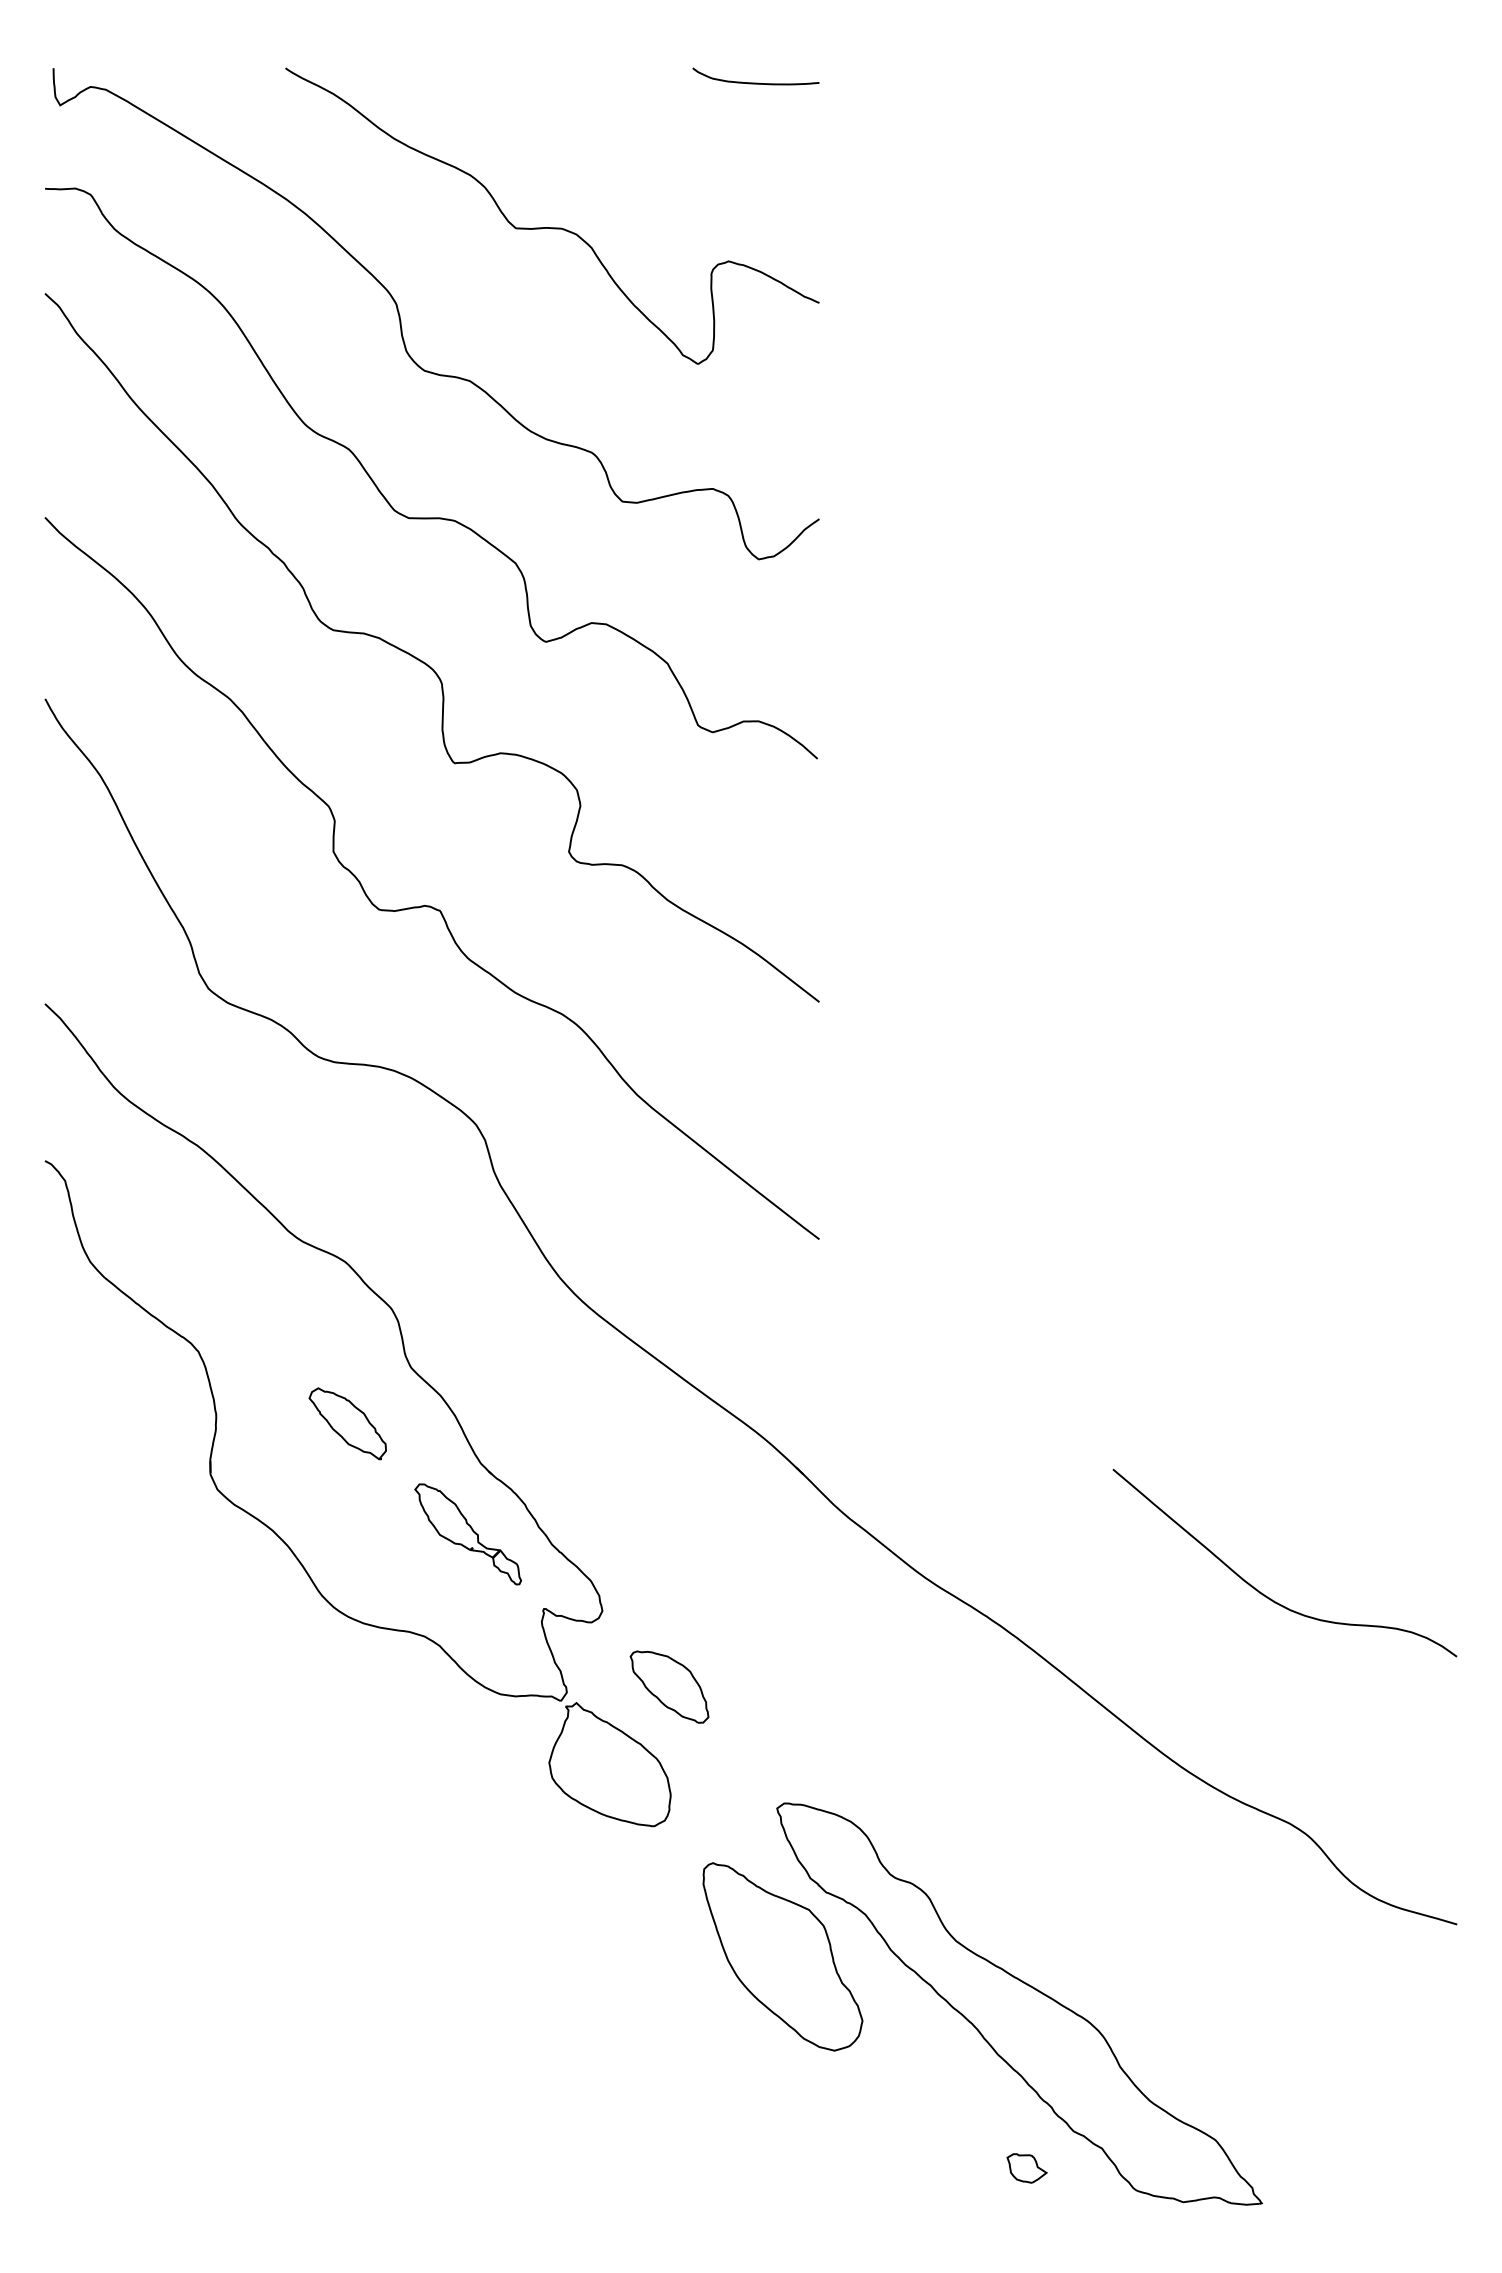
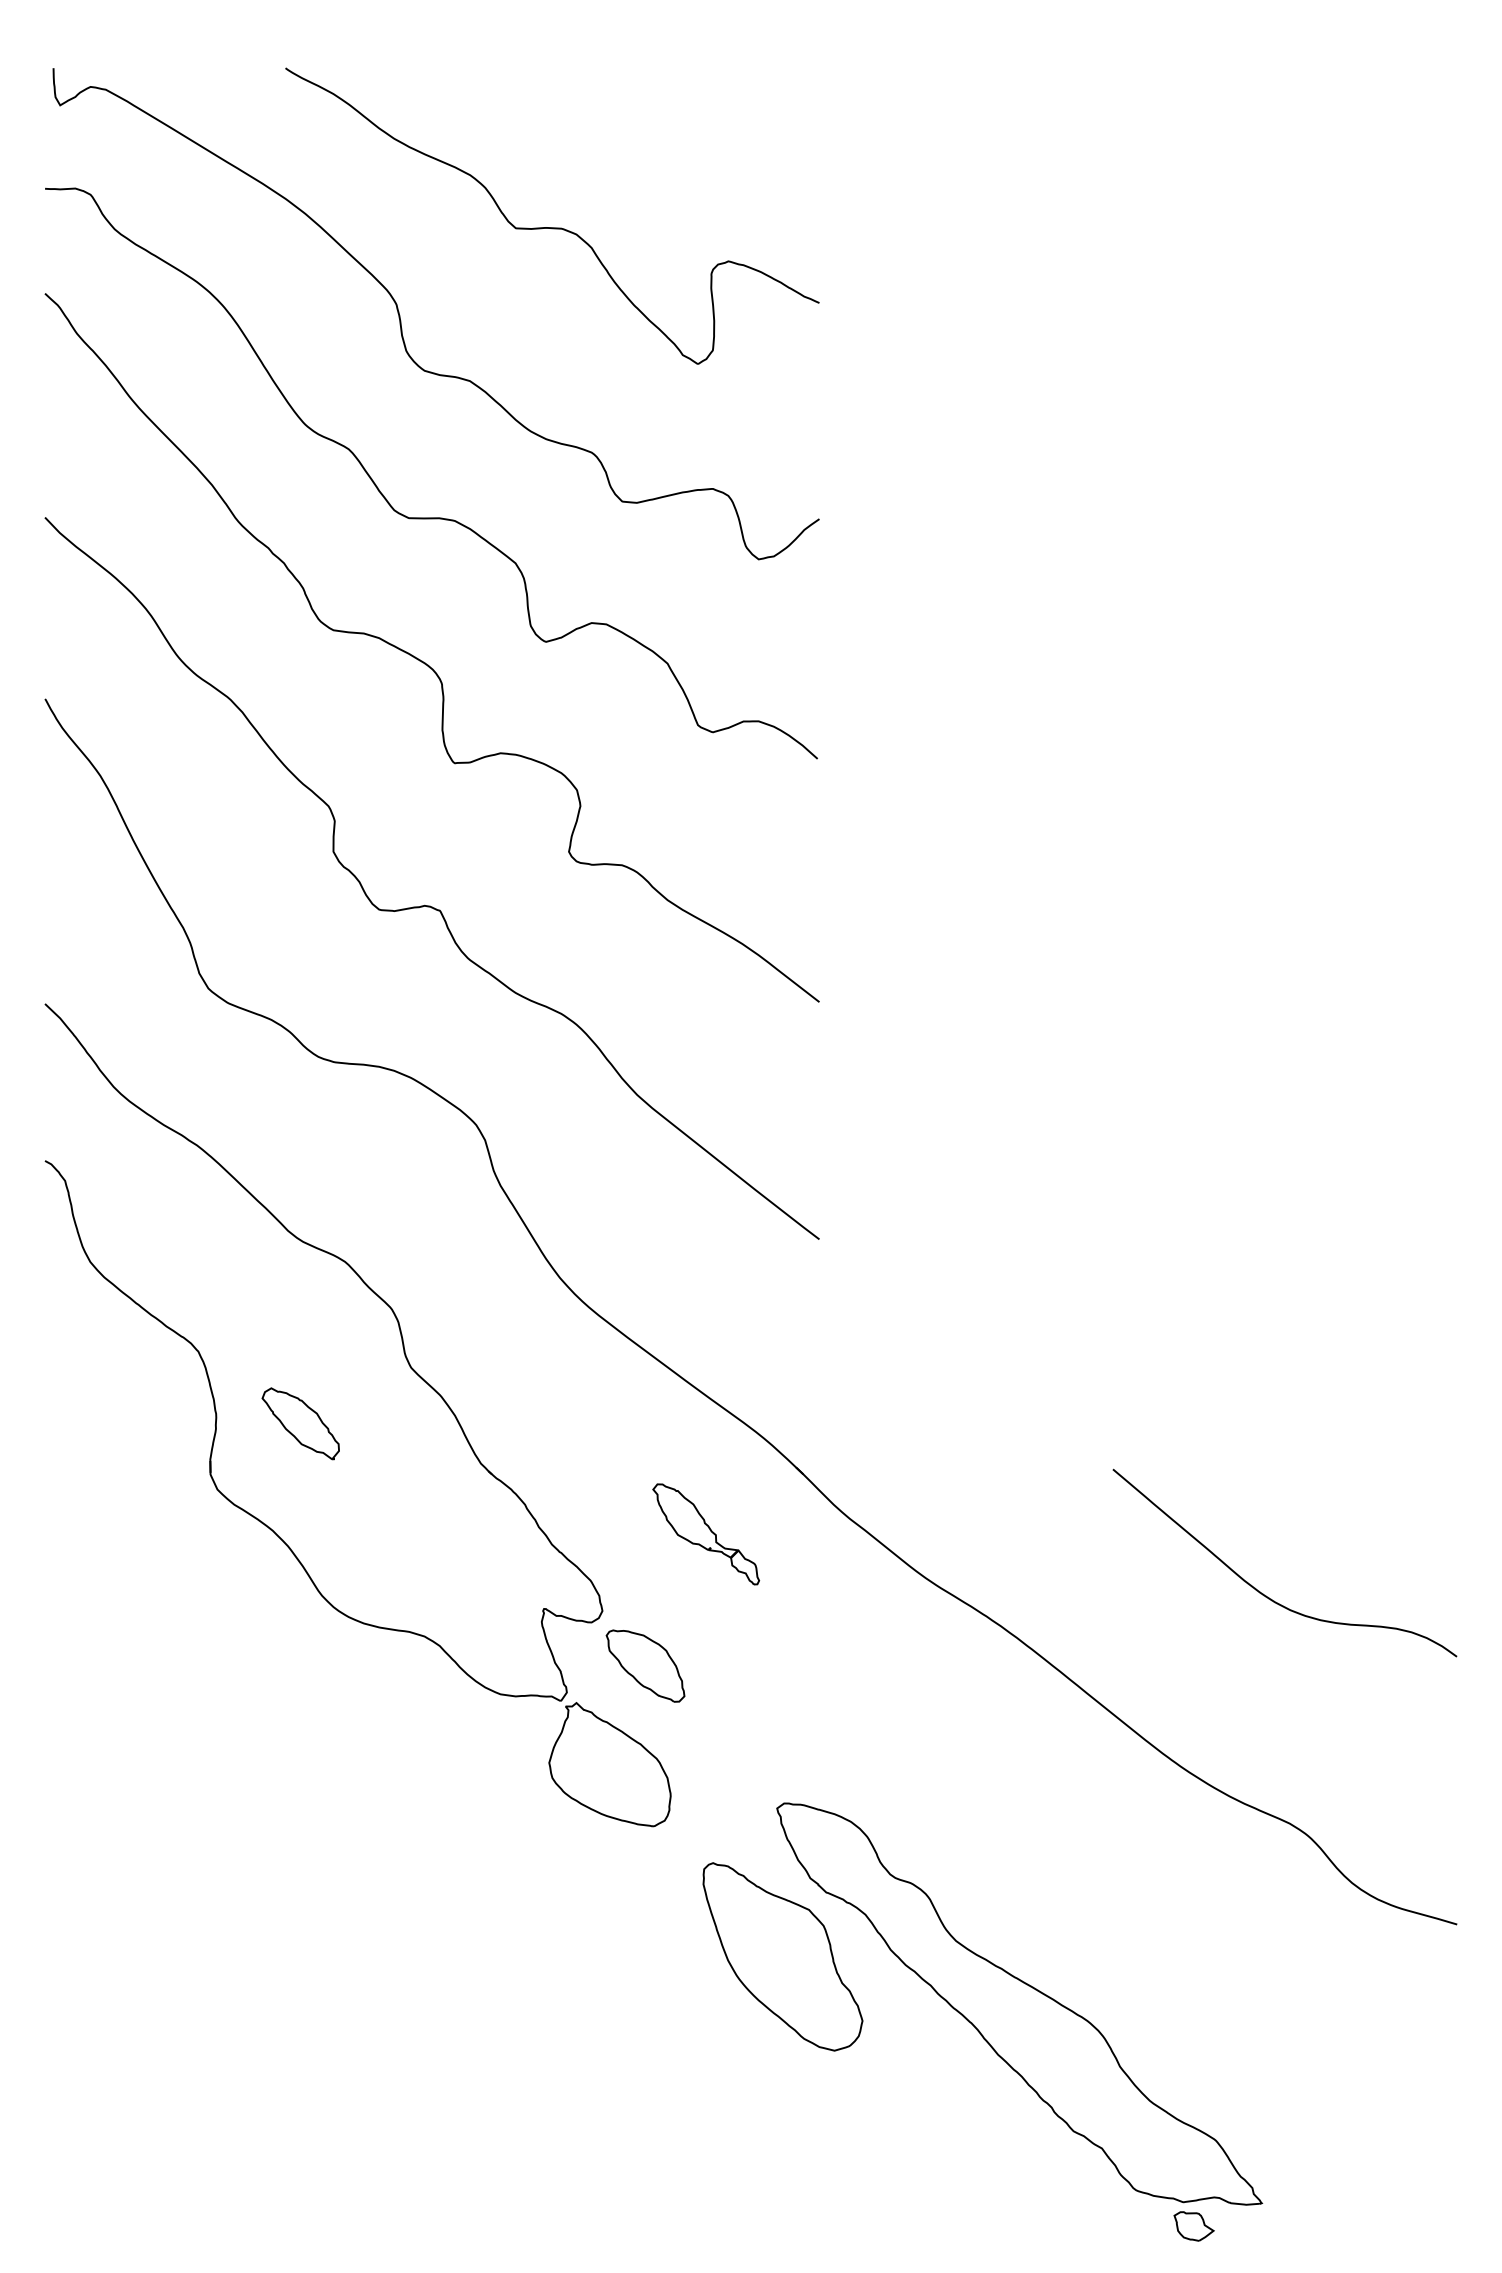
curve: present -> none (755, 82)
part position: (347, 1423) -> (300, 1423) (300, 1423)
part position: (468, 1534) -> (706, 1534) (706, 1534)
part position: (669, 1686) -> (645, 1665) (645, 1665)
part position: (1026, 2168) -> (1193, 2226) (1193, 2226)
